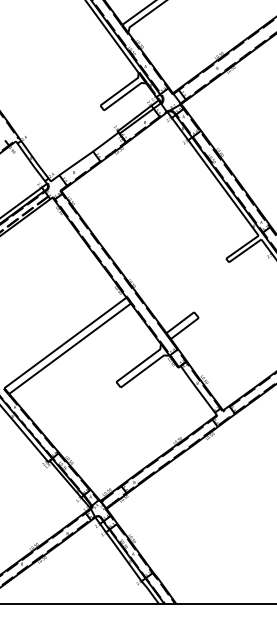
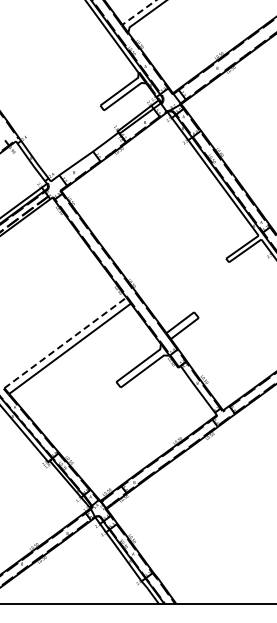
line: solid -> dashed (139, 12)
line: solid -> dashed (65, 342)
